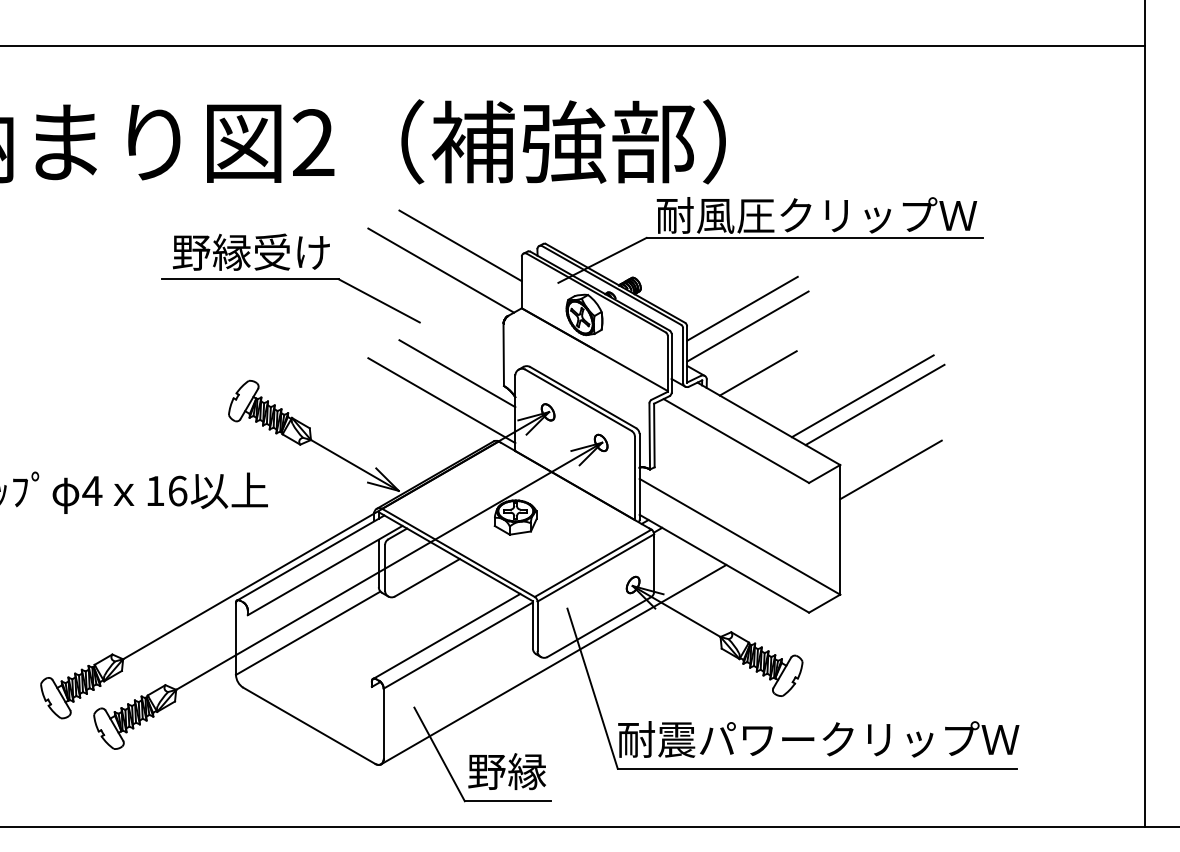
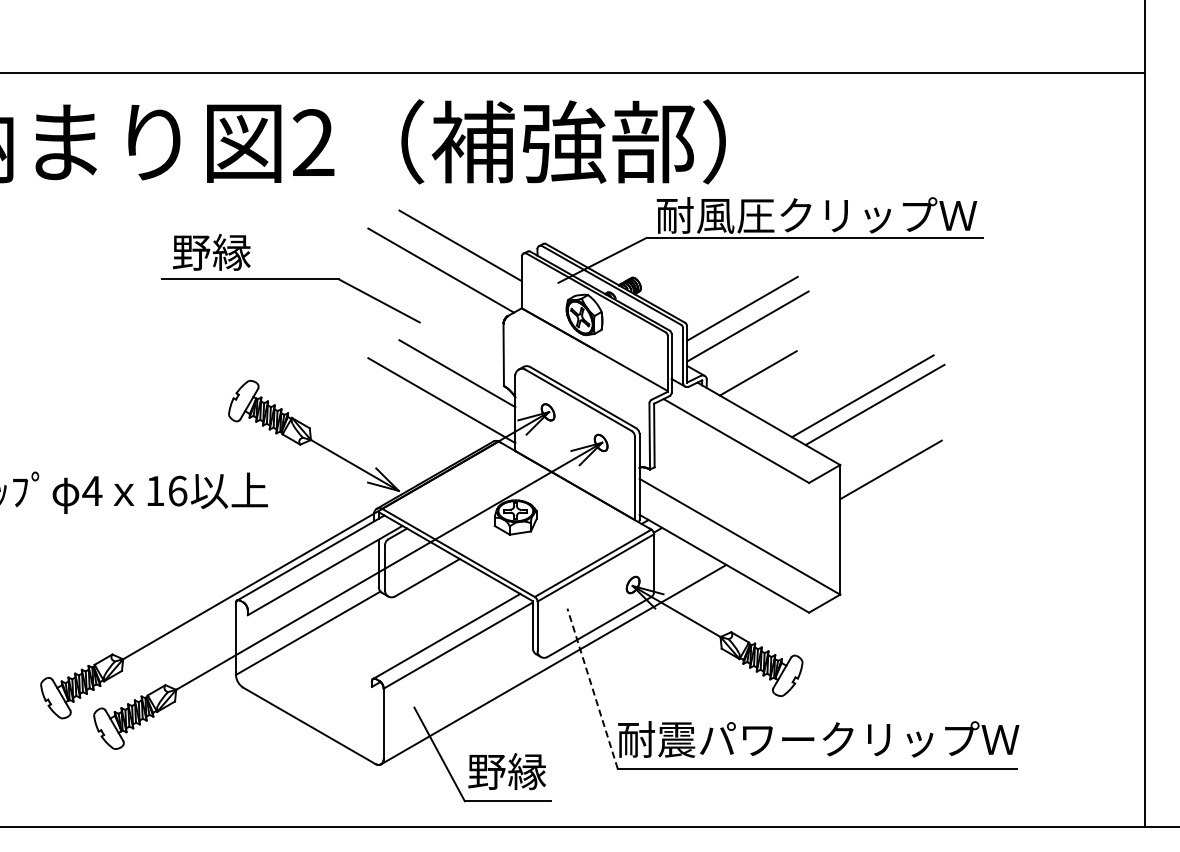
line position: (573, 45) -> (573, 72) (573, 72)
text: 野縁受け -> 野縁 (291, 251)
line: solid -> dashed (592, 688)
